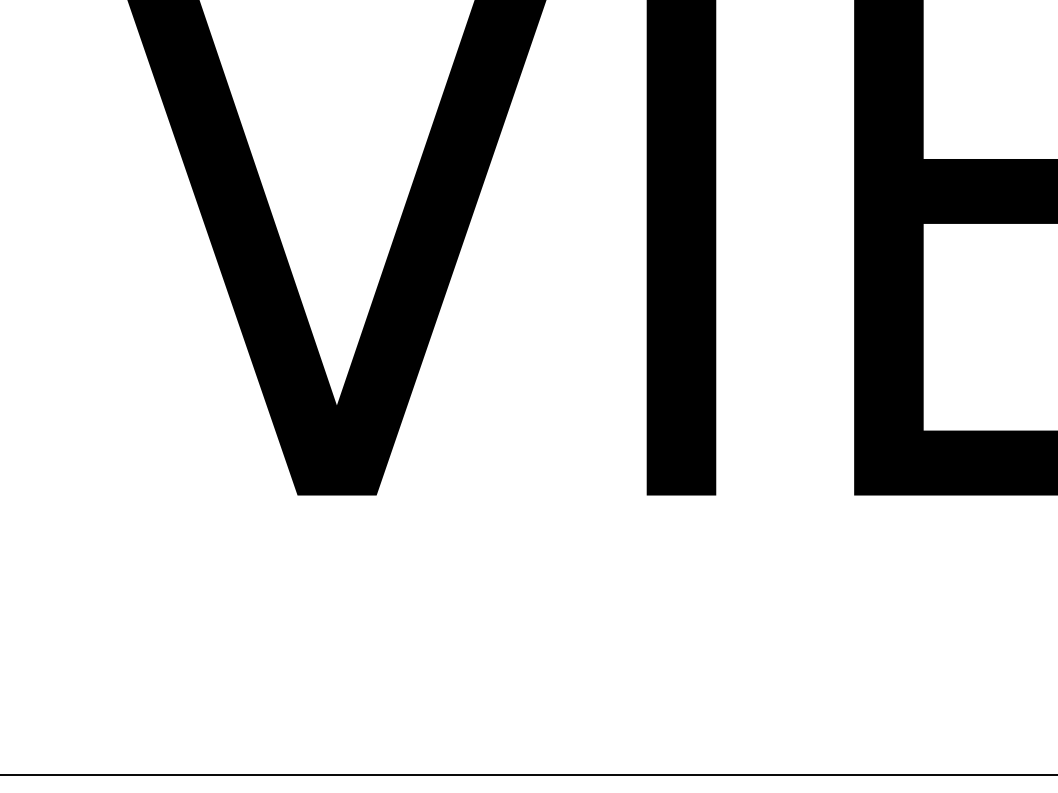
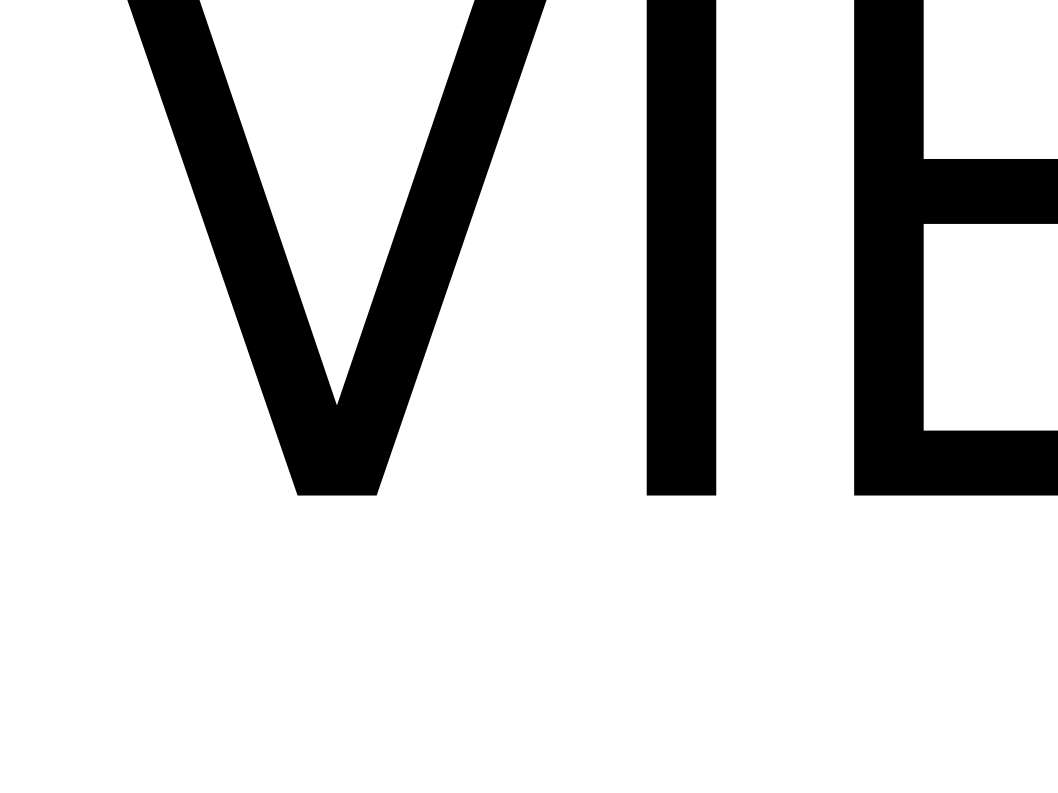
line: present -> none (528, 774)
